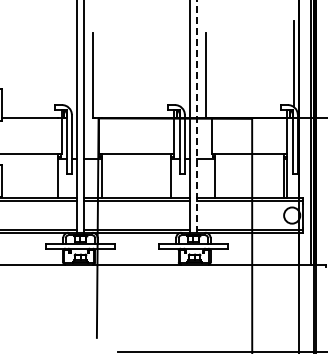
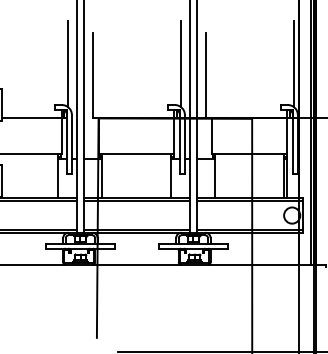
line: none -> present (68, 64)
line: none -> present (181, 64)
line: dashed -> solid (197, 115)
